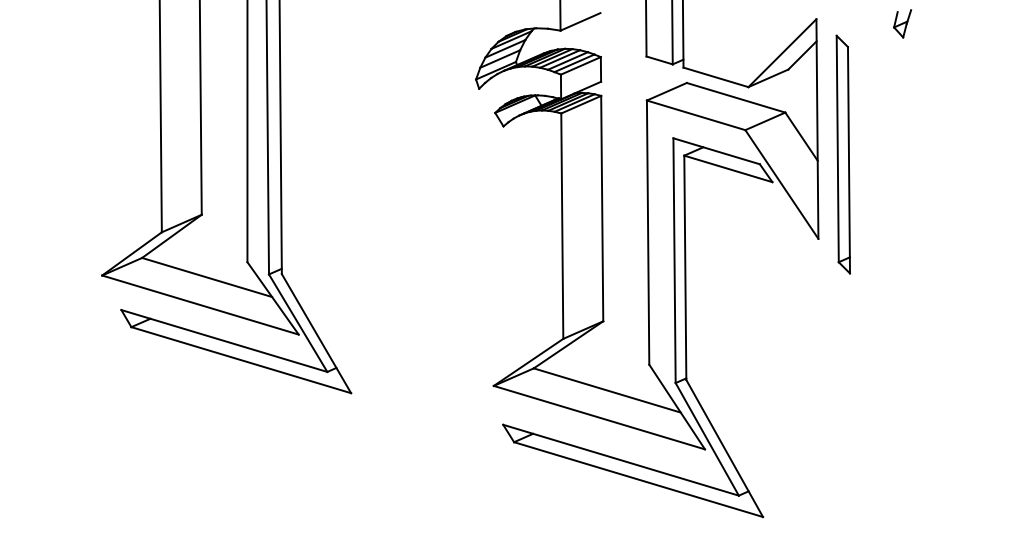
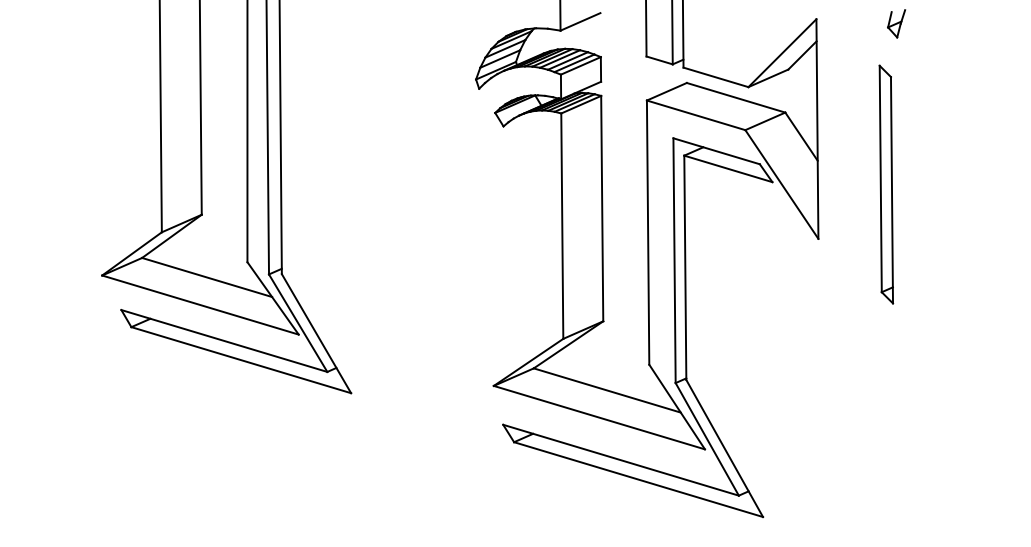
part position: (902, 23) -> (896, 23) (896, 23)
part position: (843, 154) -> (886, 184) (886, 184)
